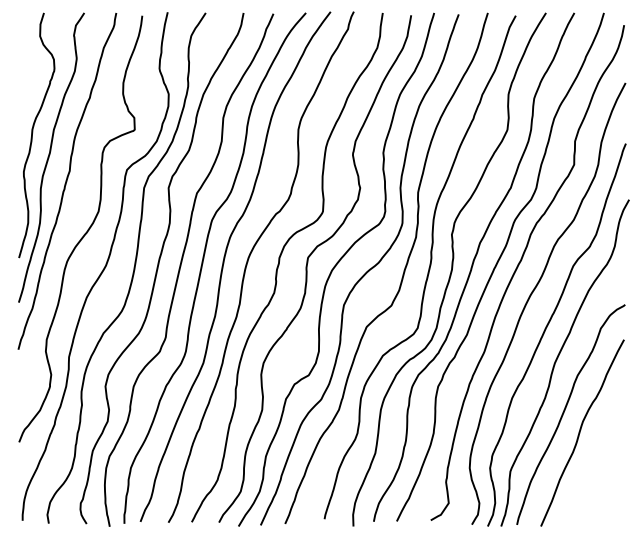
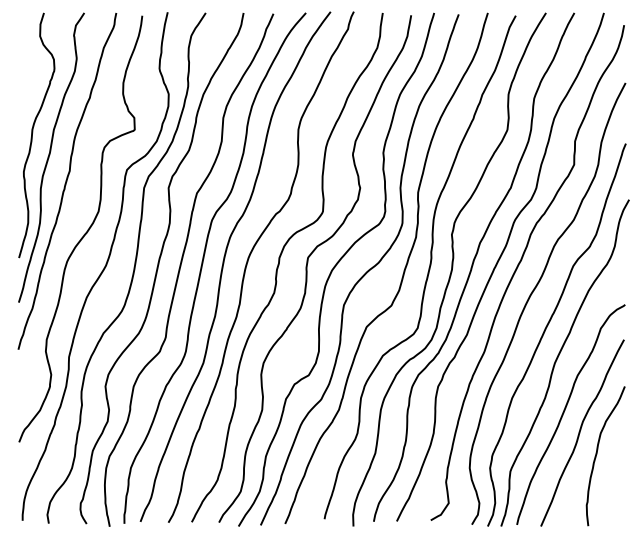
curve: none -> present (597, 454)
